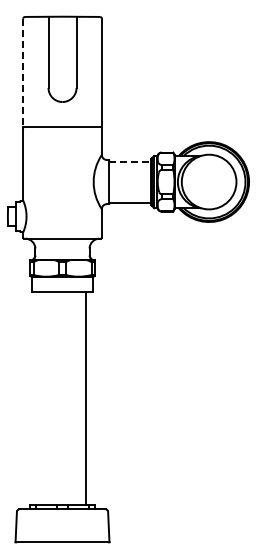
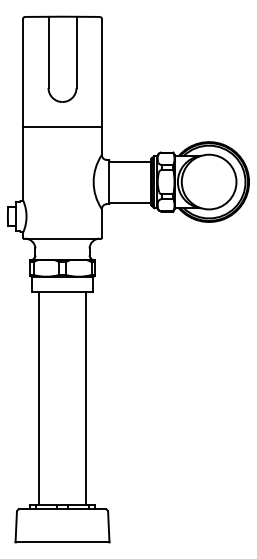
line: dashed -> solid (23, 73)
line: dashed -> solid (130, 161)
line: none -> present (39, 398)
